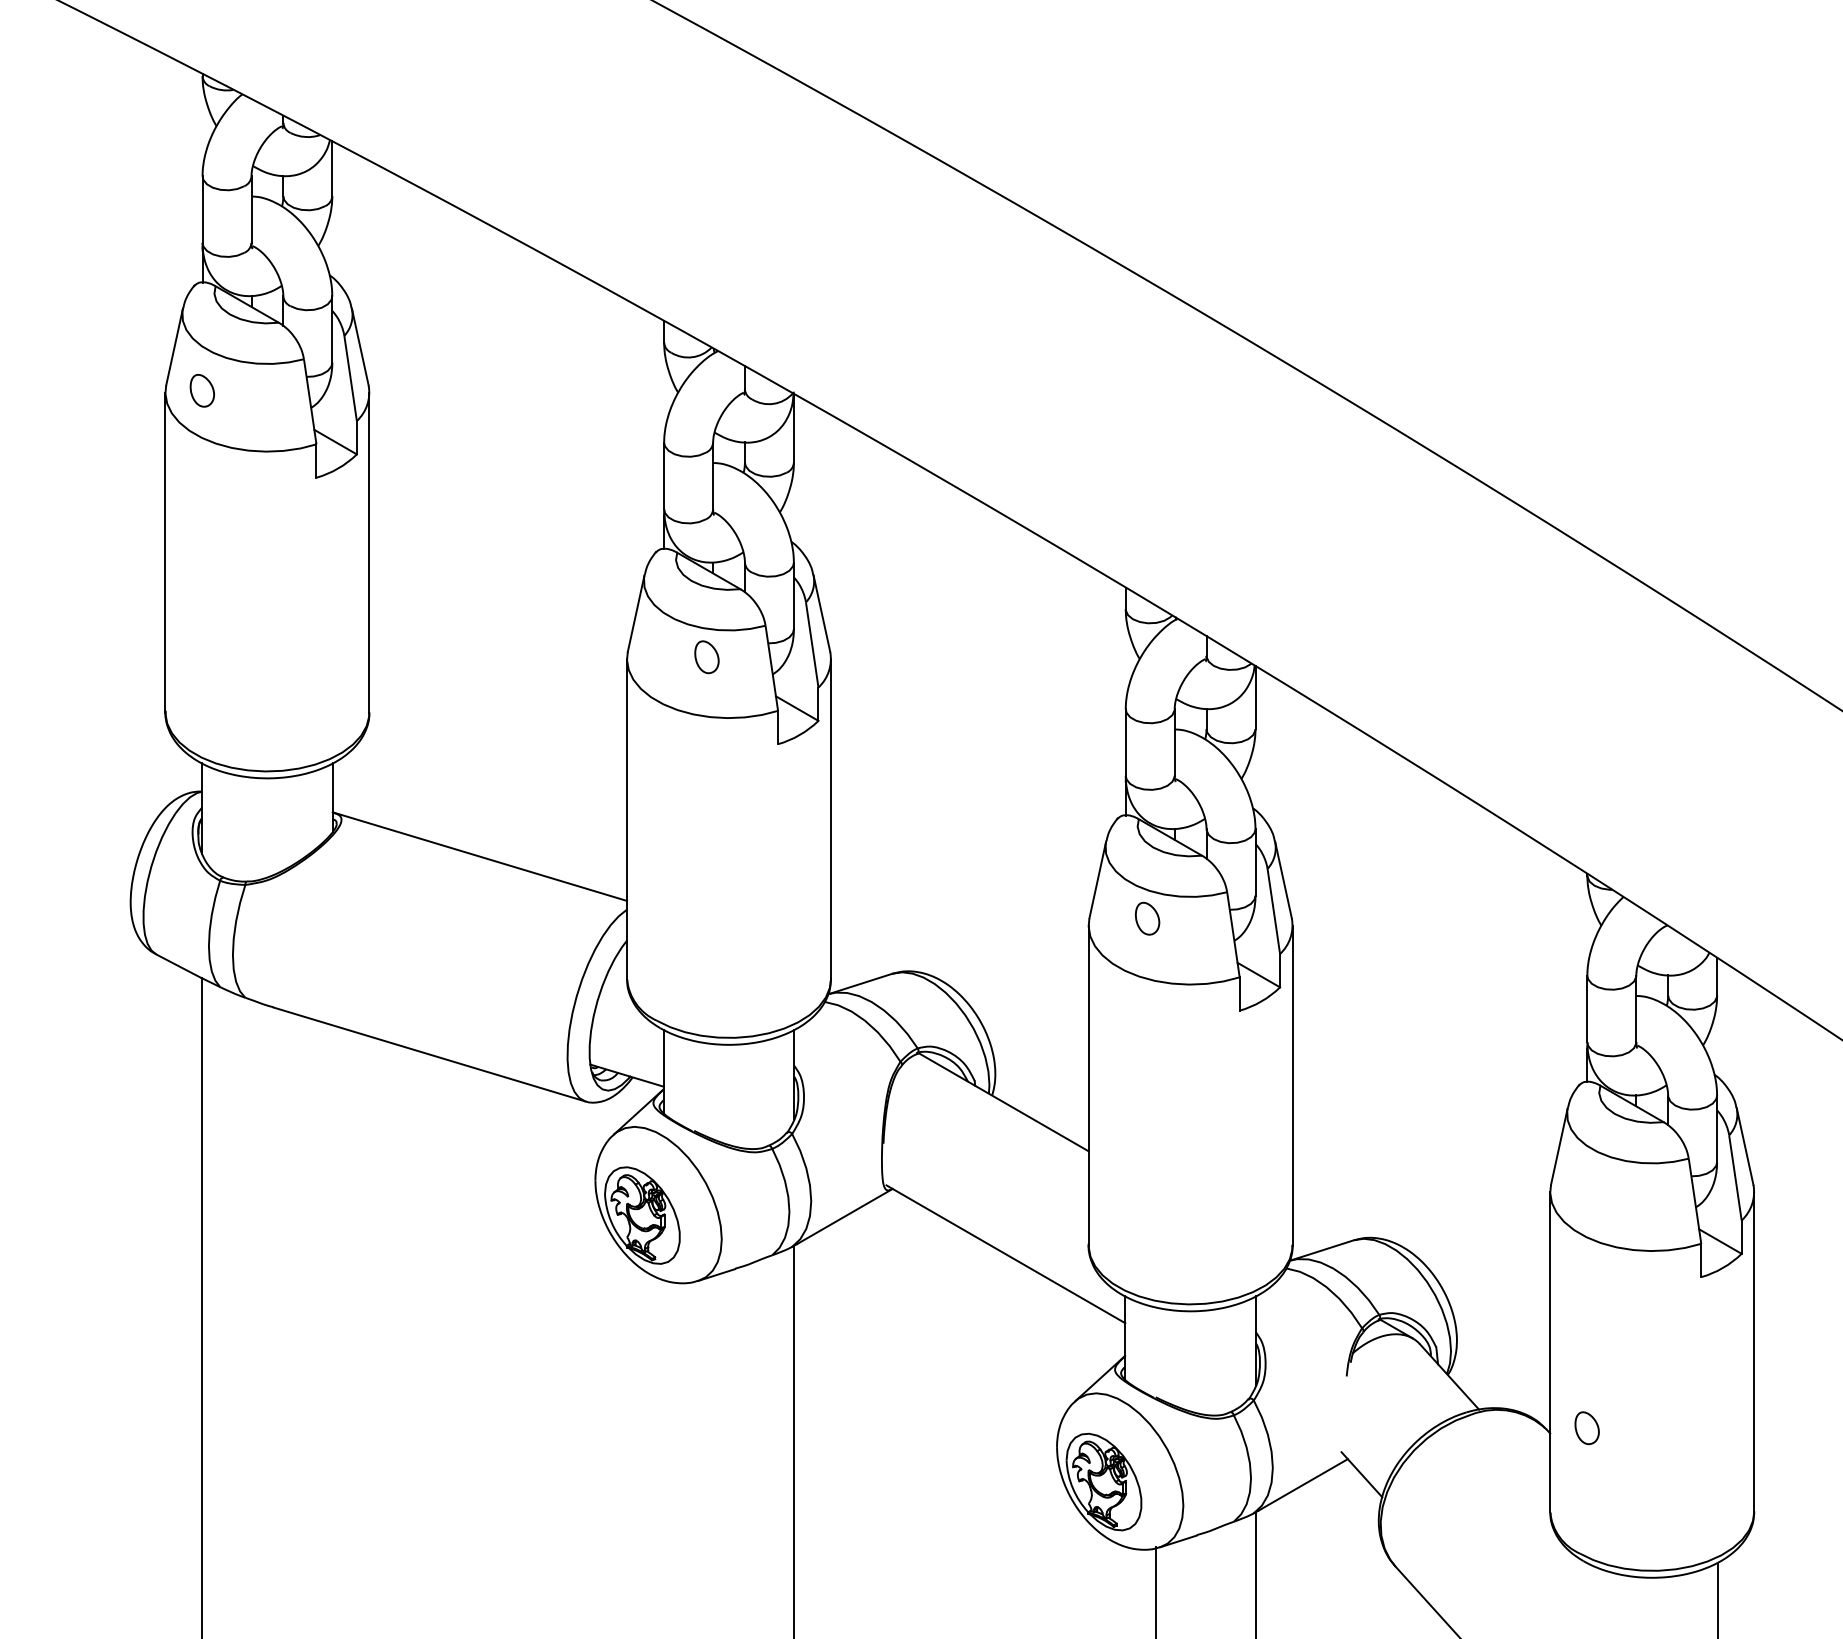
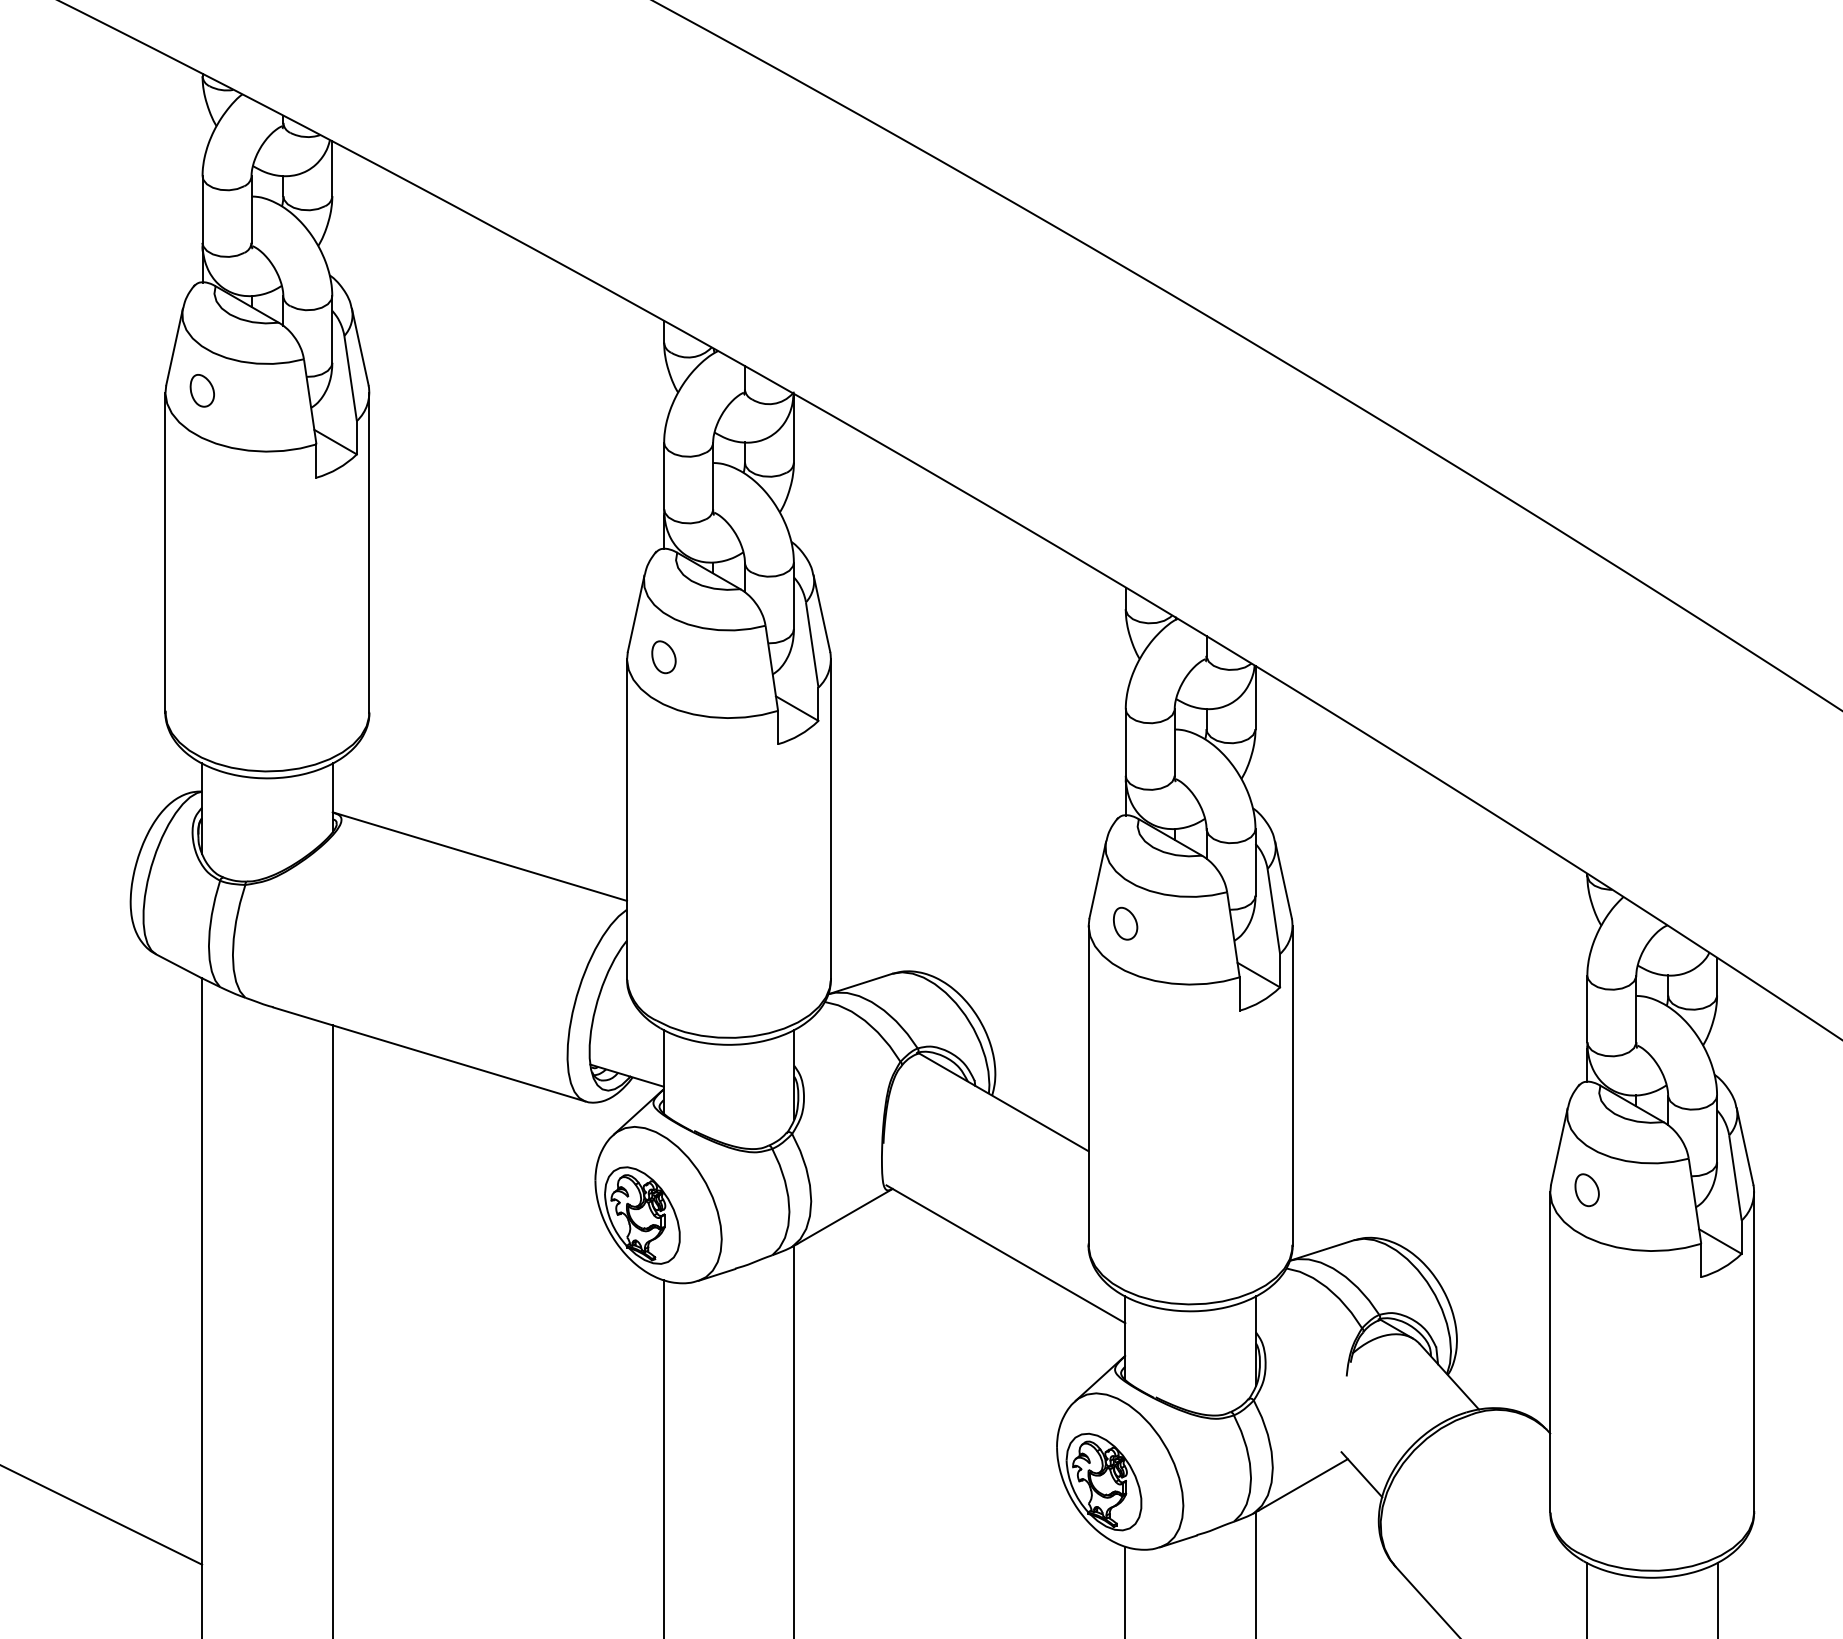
part position: (706, 657) -> (663, 657) (663, 657)
part position: (1147, 918) -> (1125, 923) (1125, 923)
line: none -> present (332, 1330)
part position: (1586, 1428) -> (1586, 1190) (1586, 1190)
line: none -> present (663, 1457)
line: none -> present (102, 1515)
line position: (1156, 1590) -> (1125, 1590) (1125, 1590)
line: none -> present (1586, 1598)
